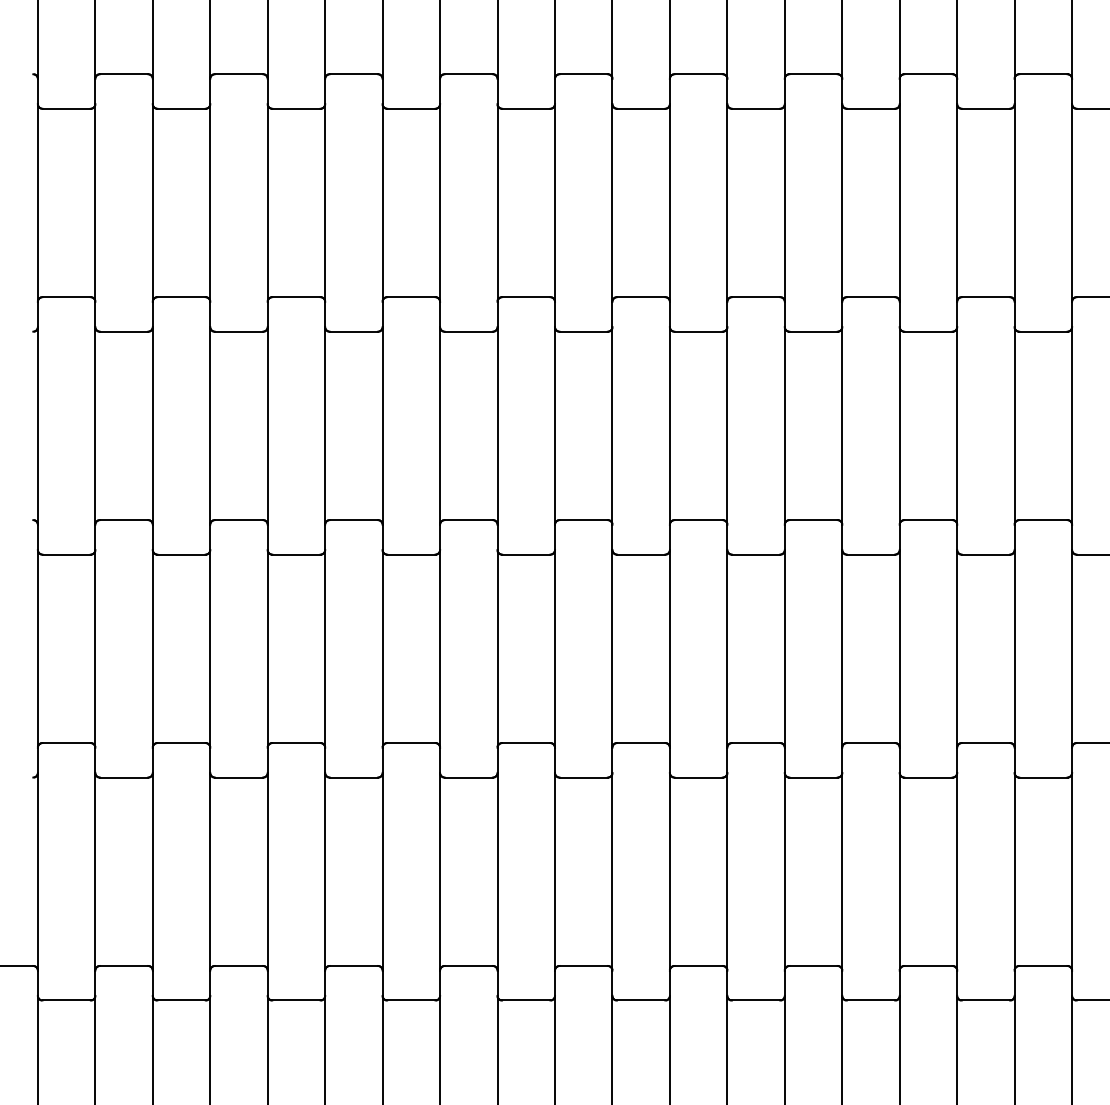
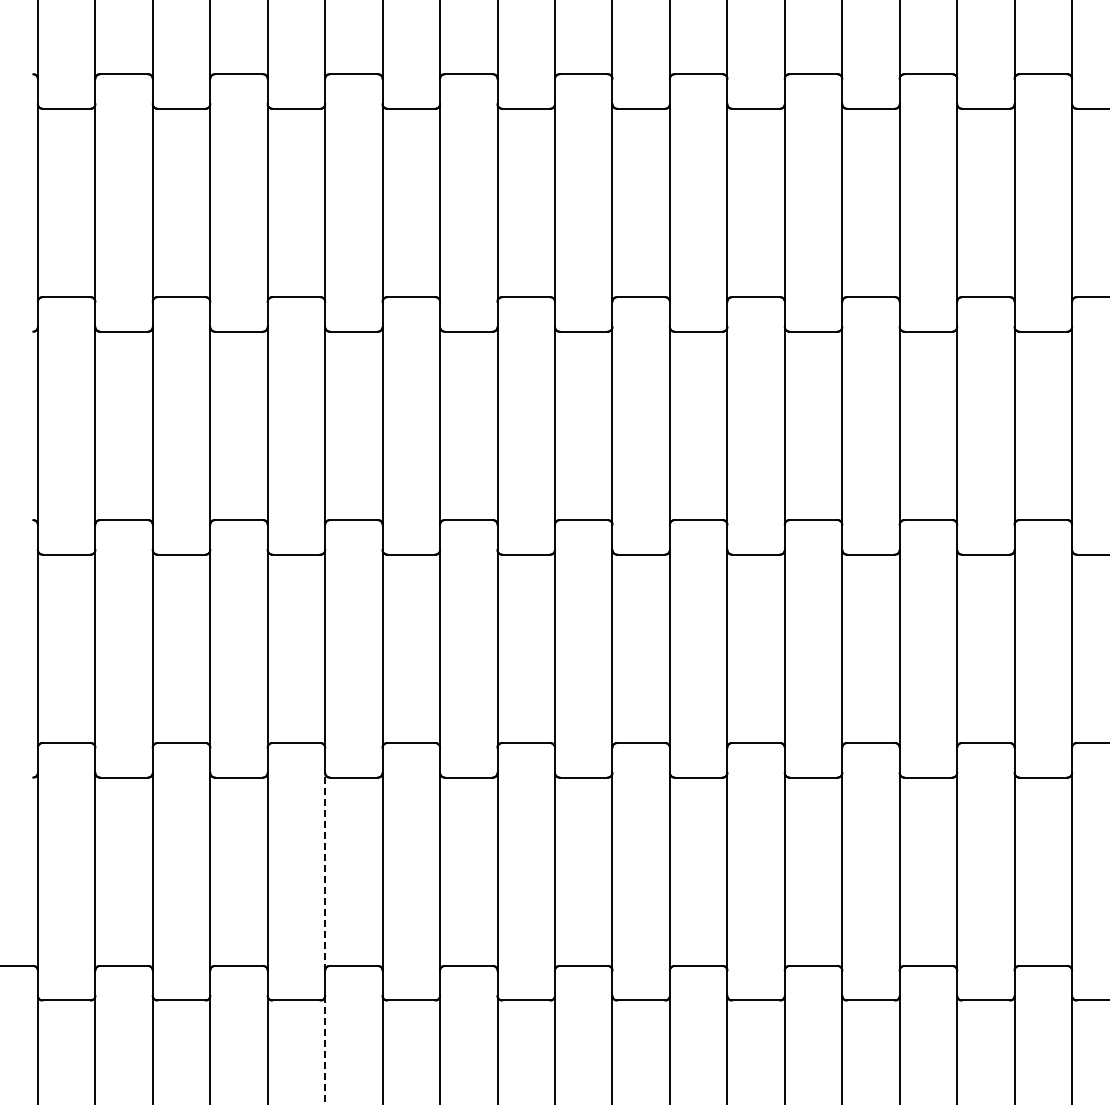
line: solid -> dashed (325, 871)
line: solid -> dashed (325, 1050)
